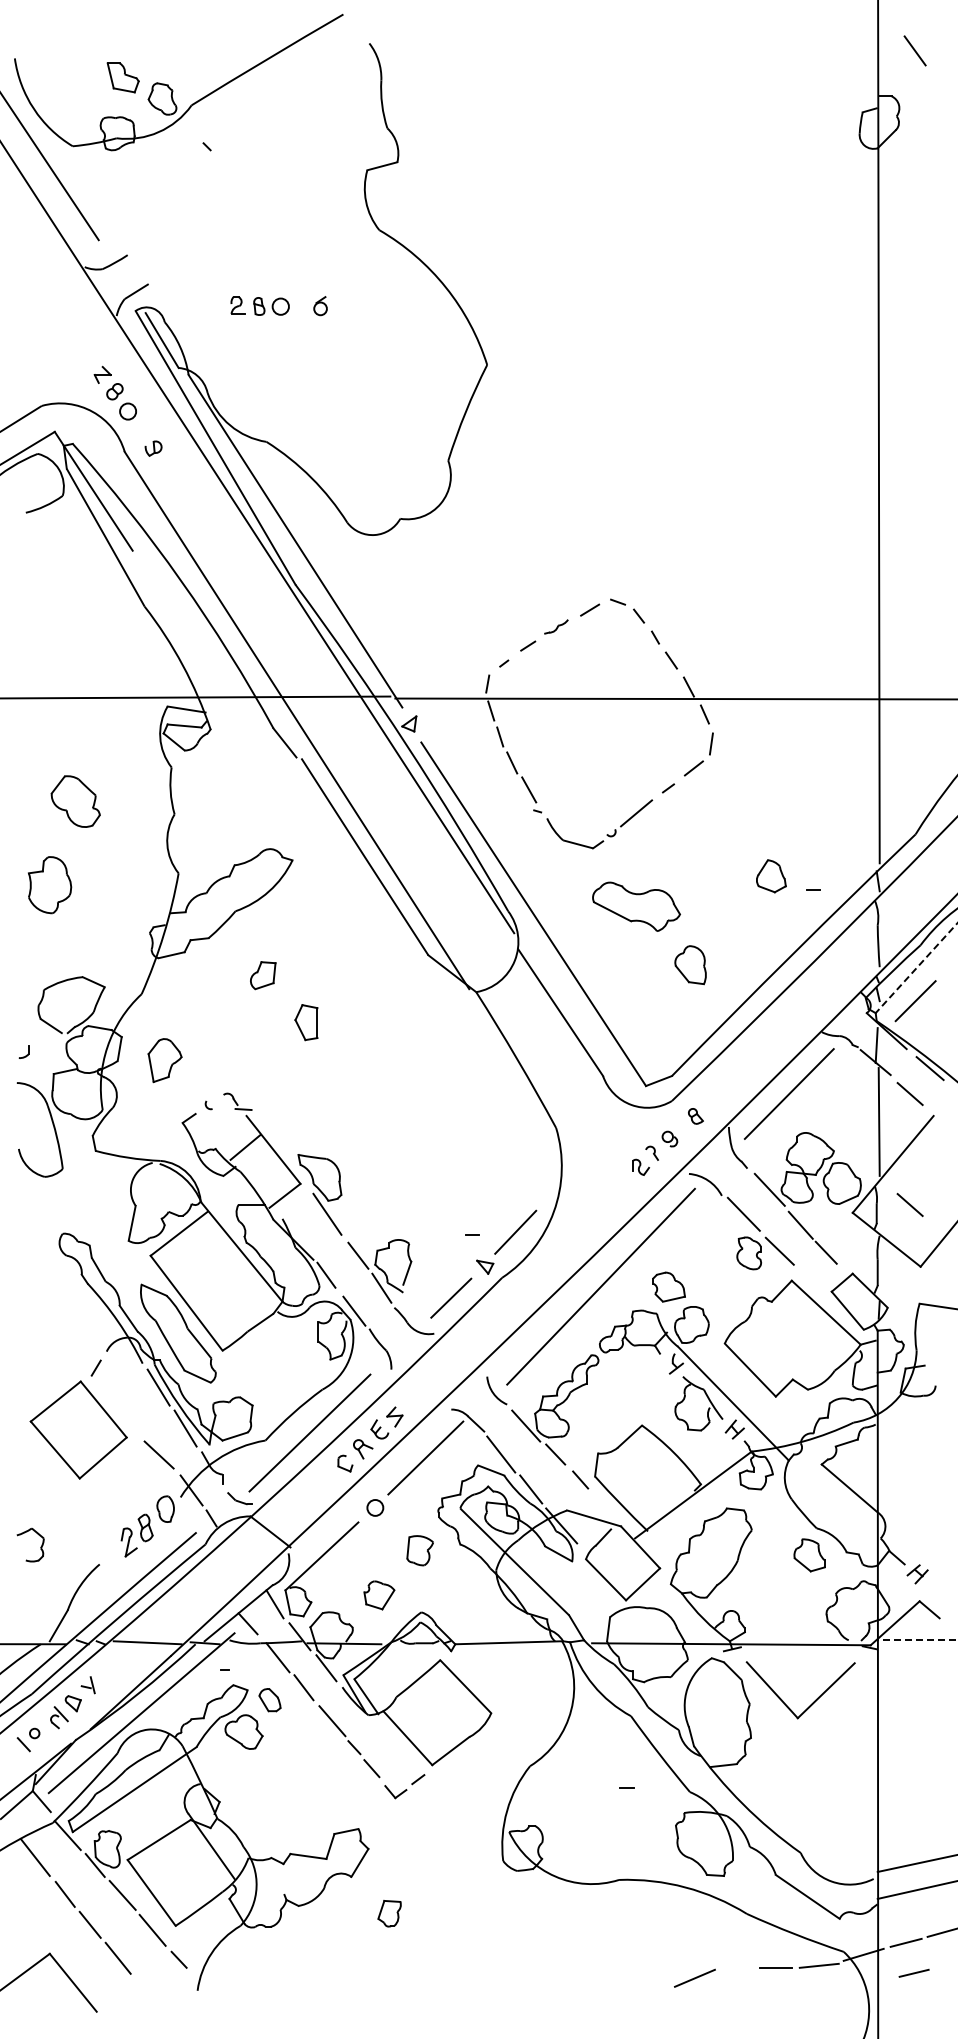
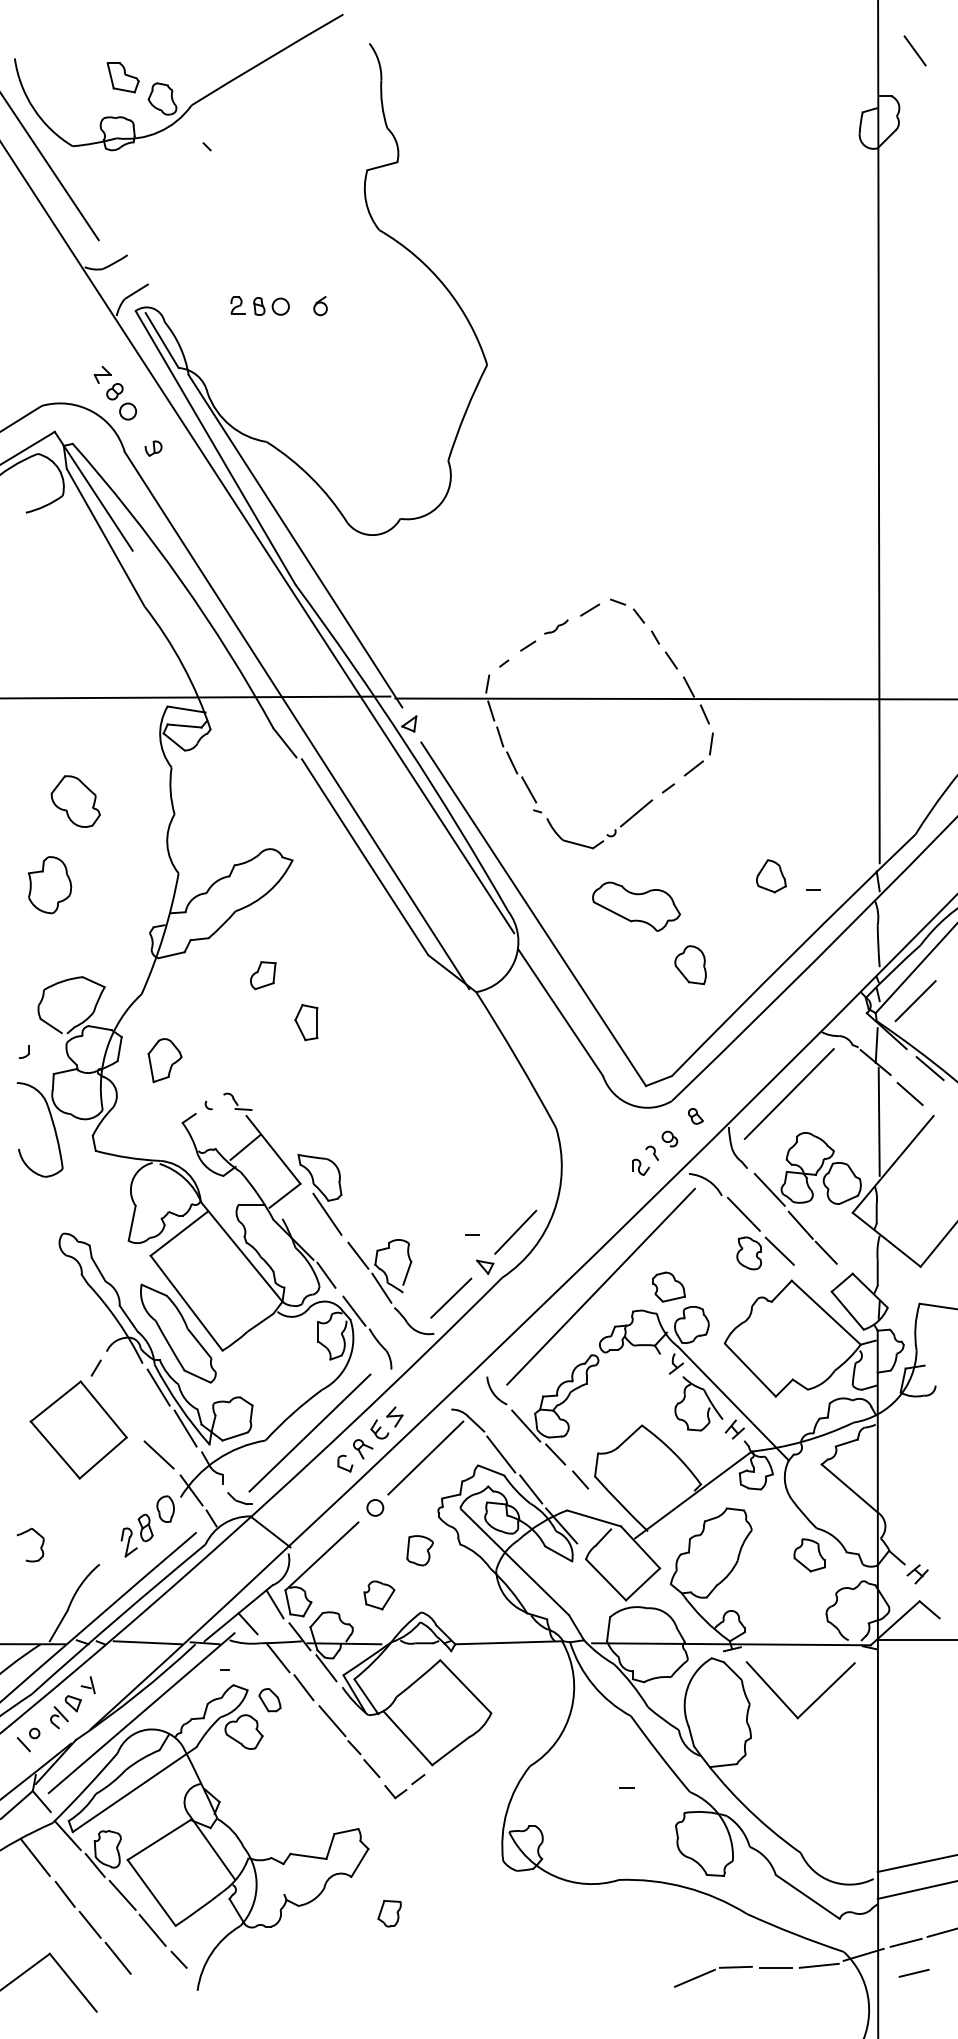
line: dashed -> solid (916, 968)
line: present -> none (909, 1205)
line: dashed -> solid (916, 1640)
line: none -> present (735, 1966)
